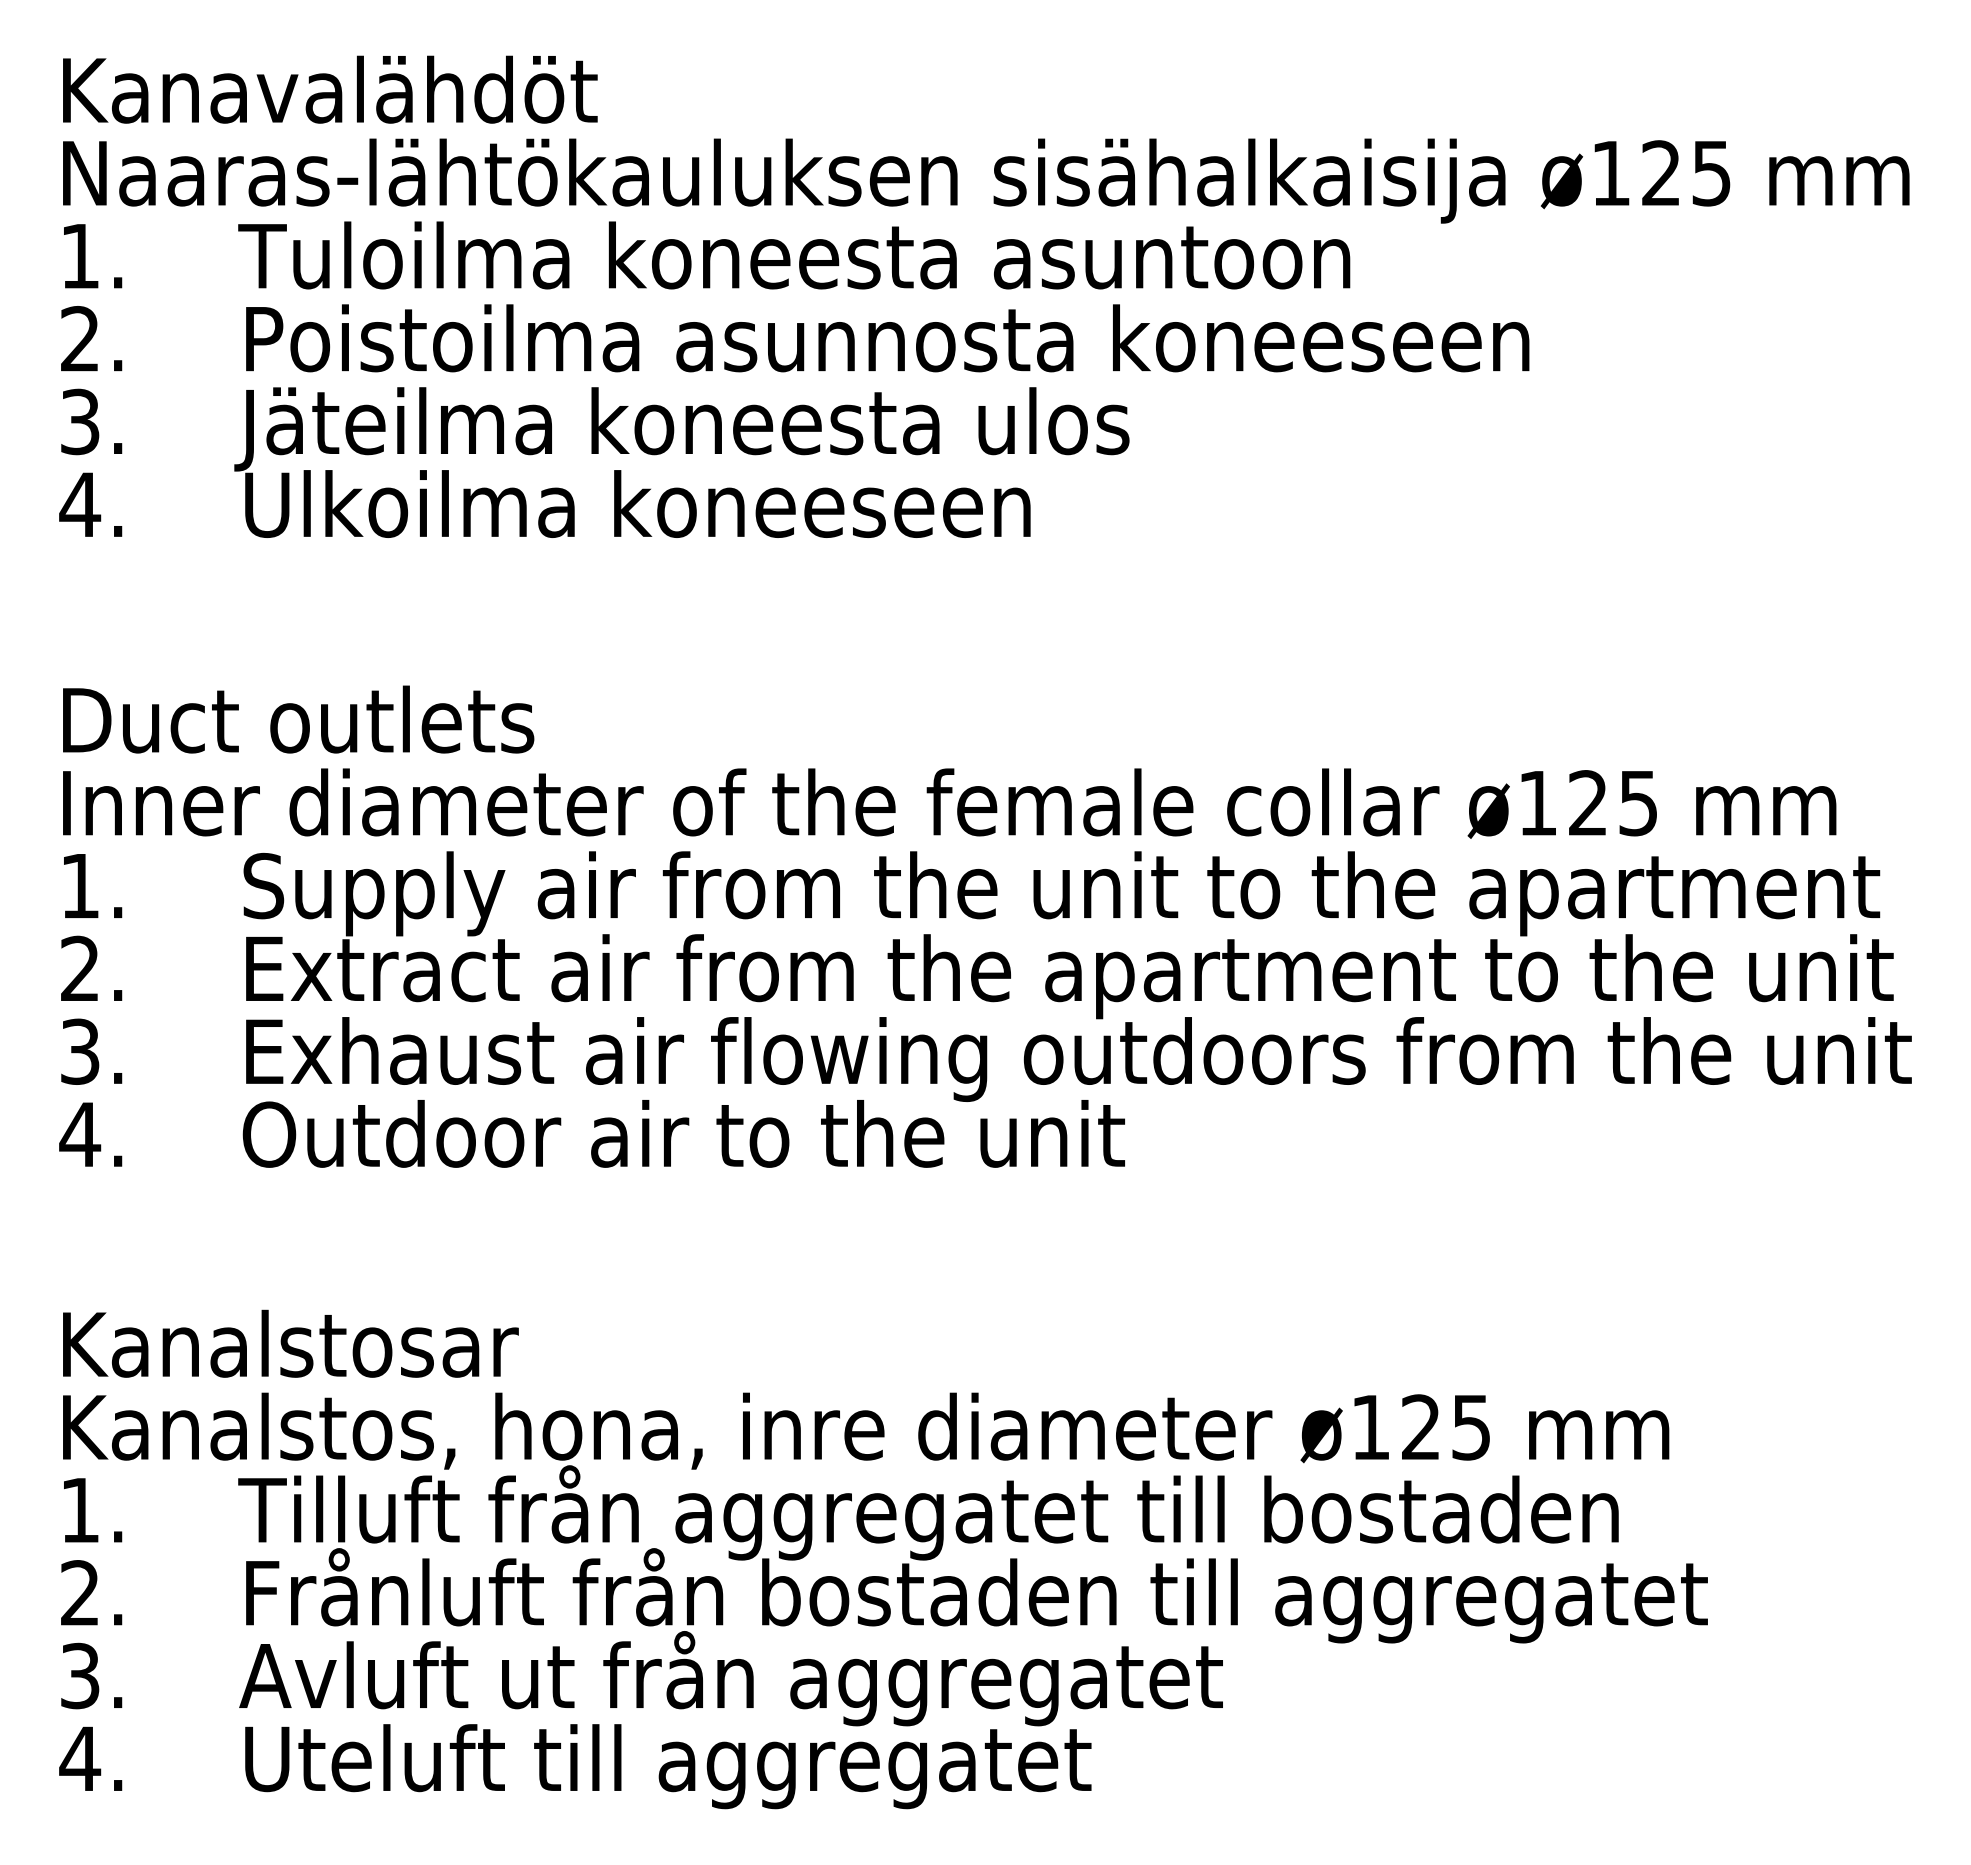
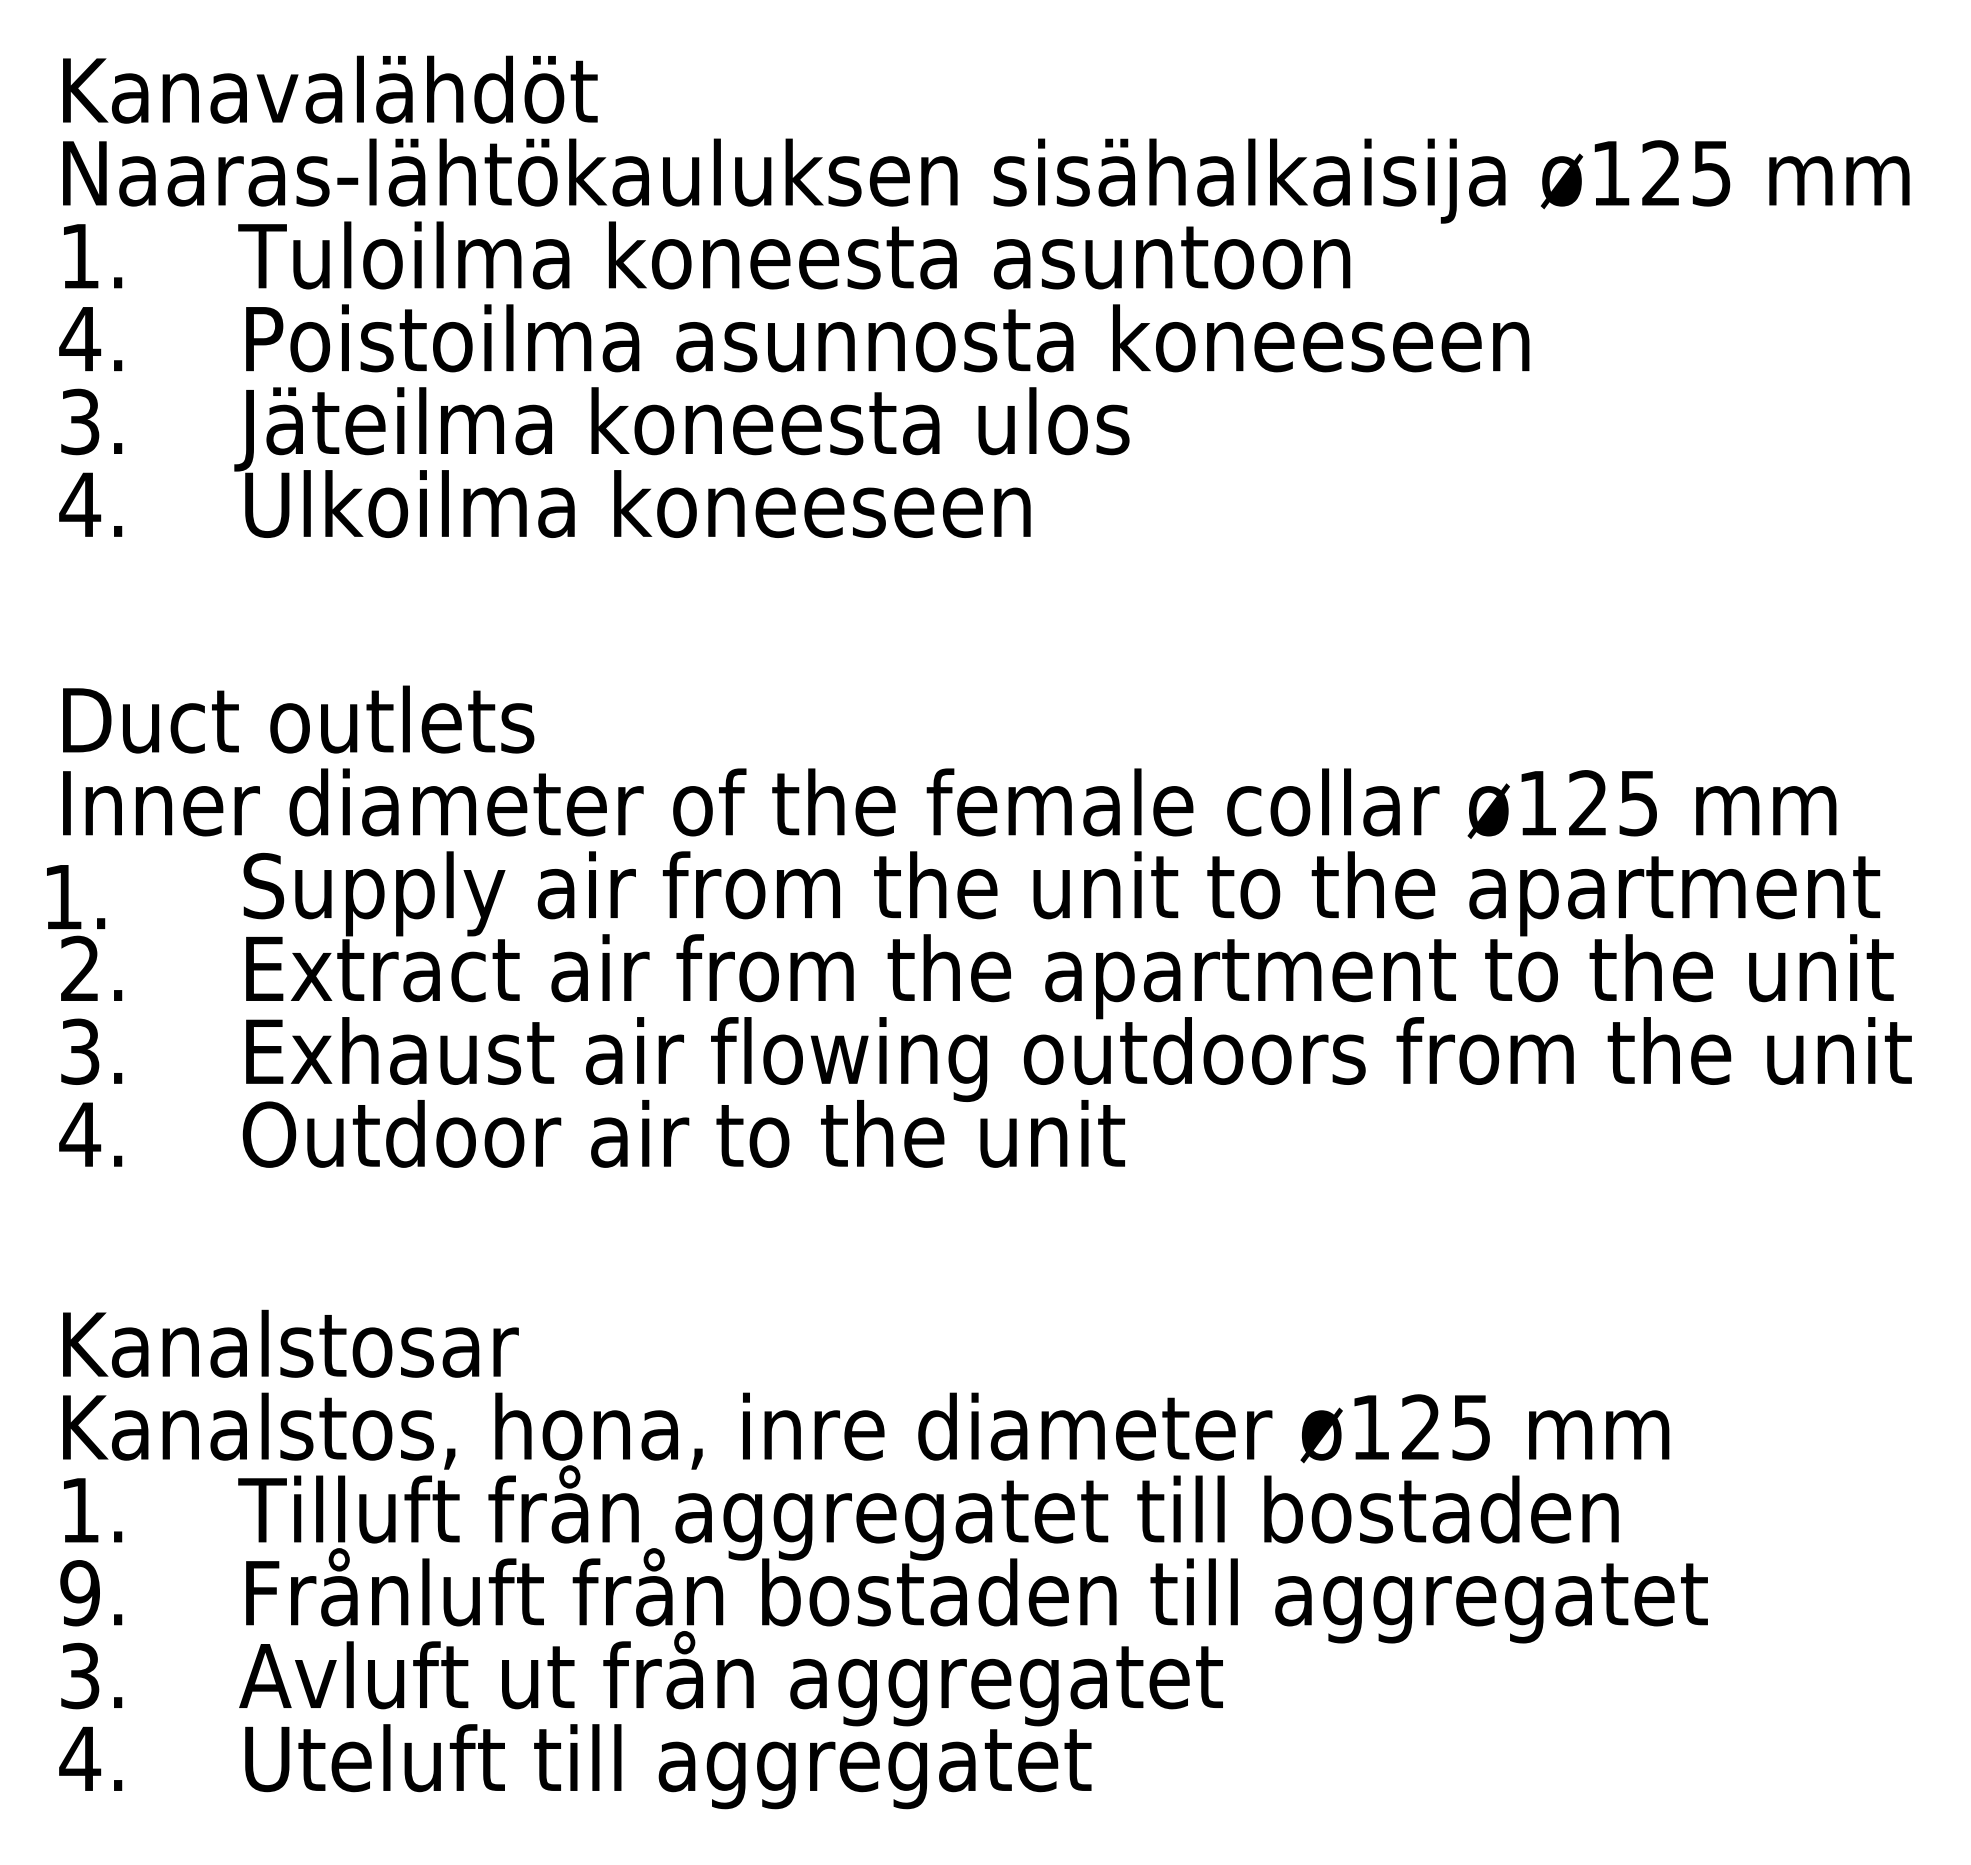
text: 2. -> 4. (80, 338)
text position: (93, 885) -> (76, 896) (76, 896)
text: 2. -> 9. (79, 1593)
